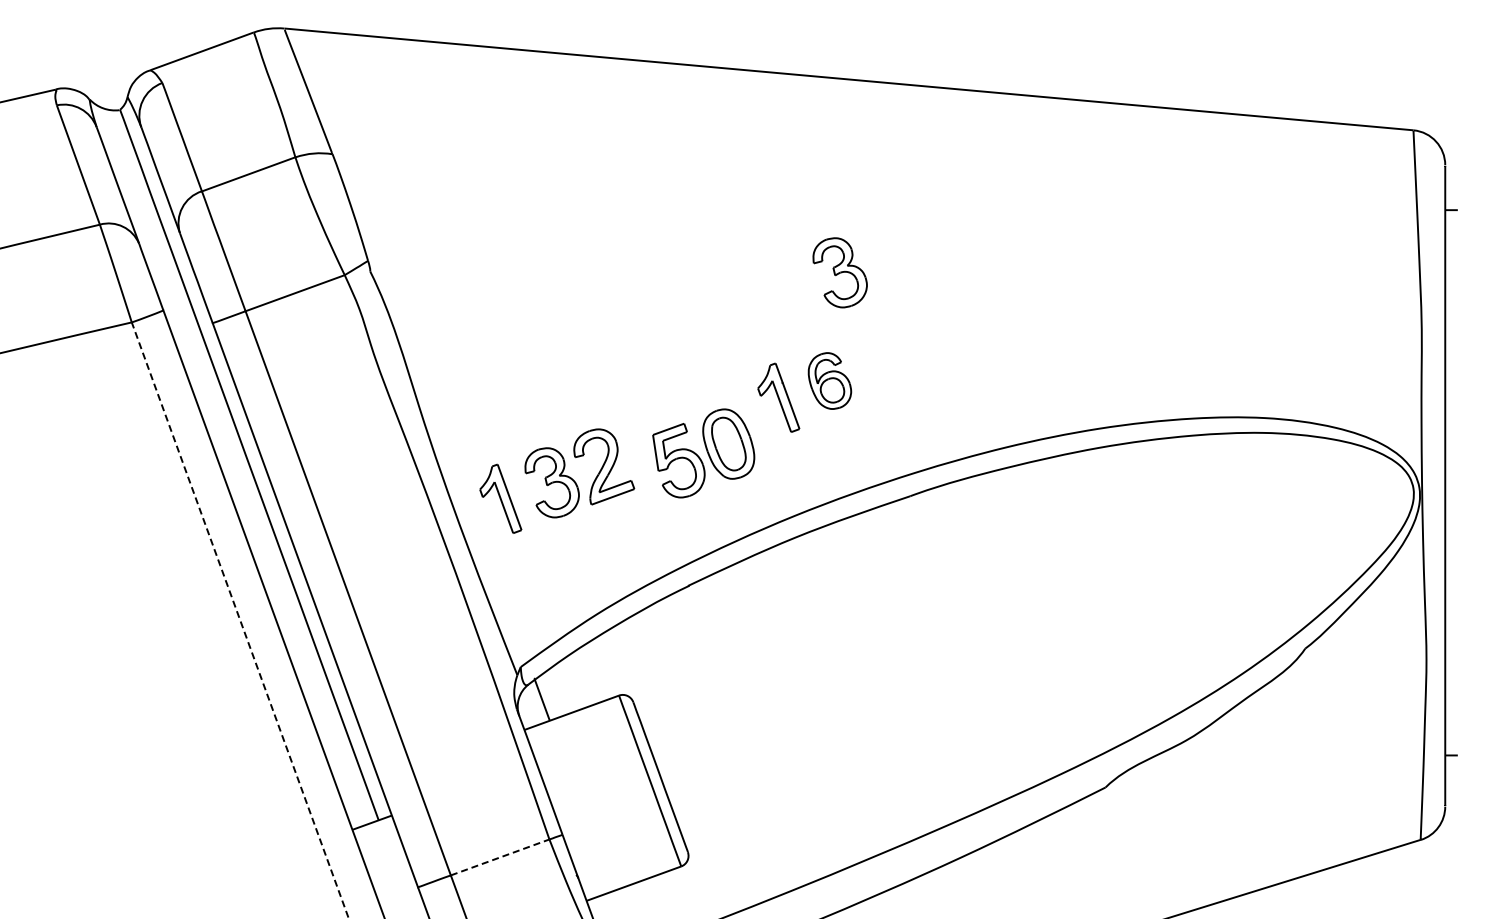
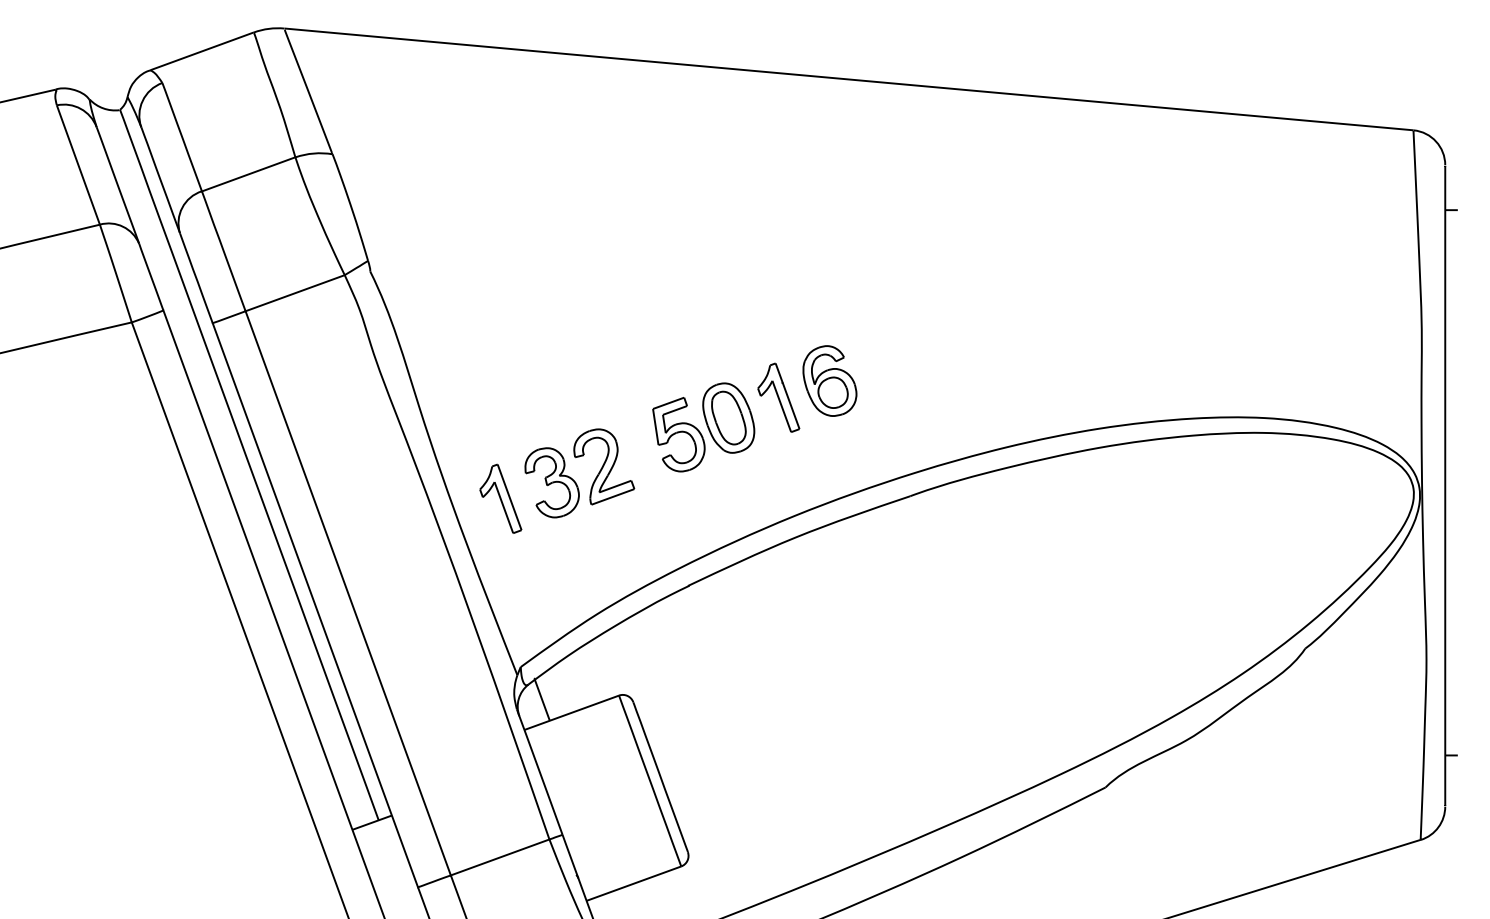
part: present -> none (839, 272)
part size: 46x58 px -> 56x72 px (829, 380)
part position: (703, 453) -> (703, 427) (703, 427)
line: dashed -> solid (240, 620)
line: dashed -> solid (500, 857)
